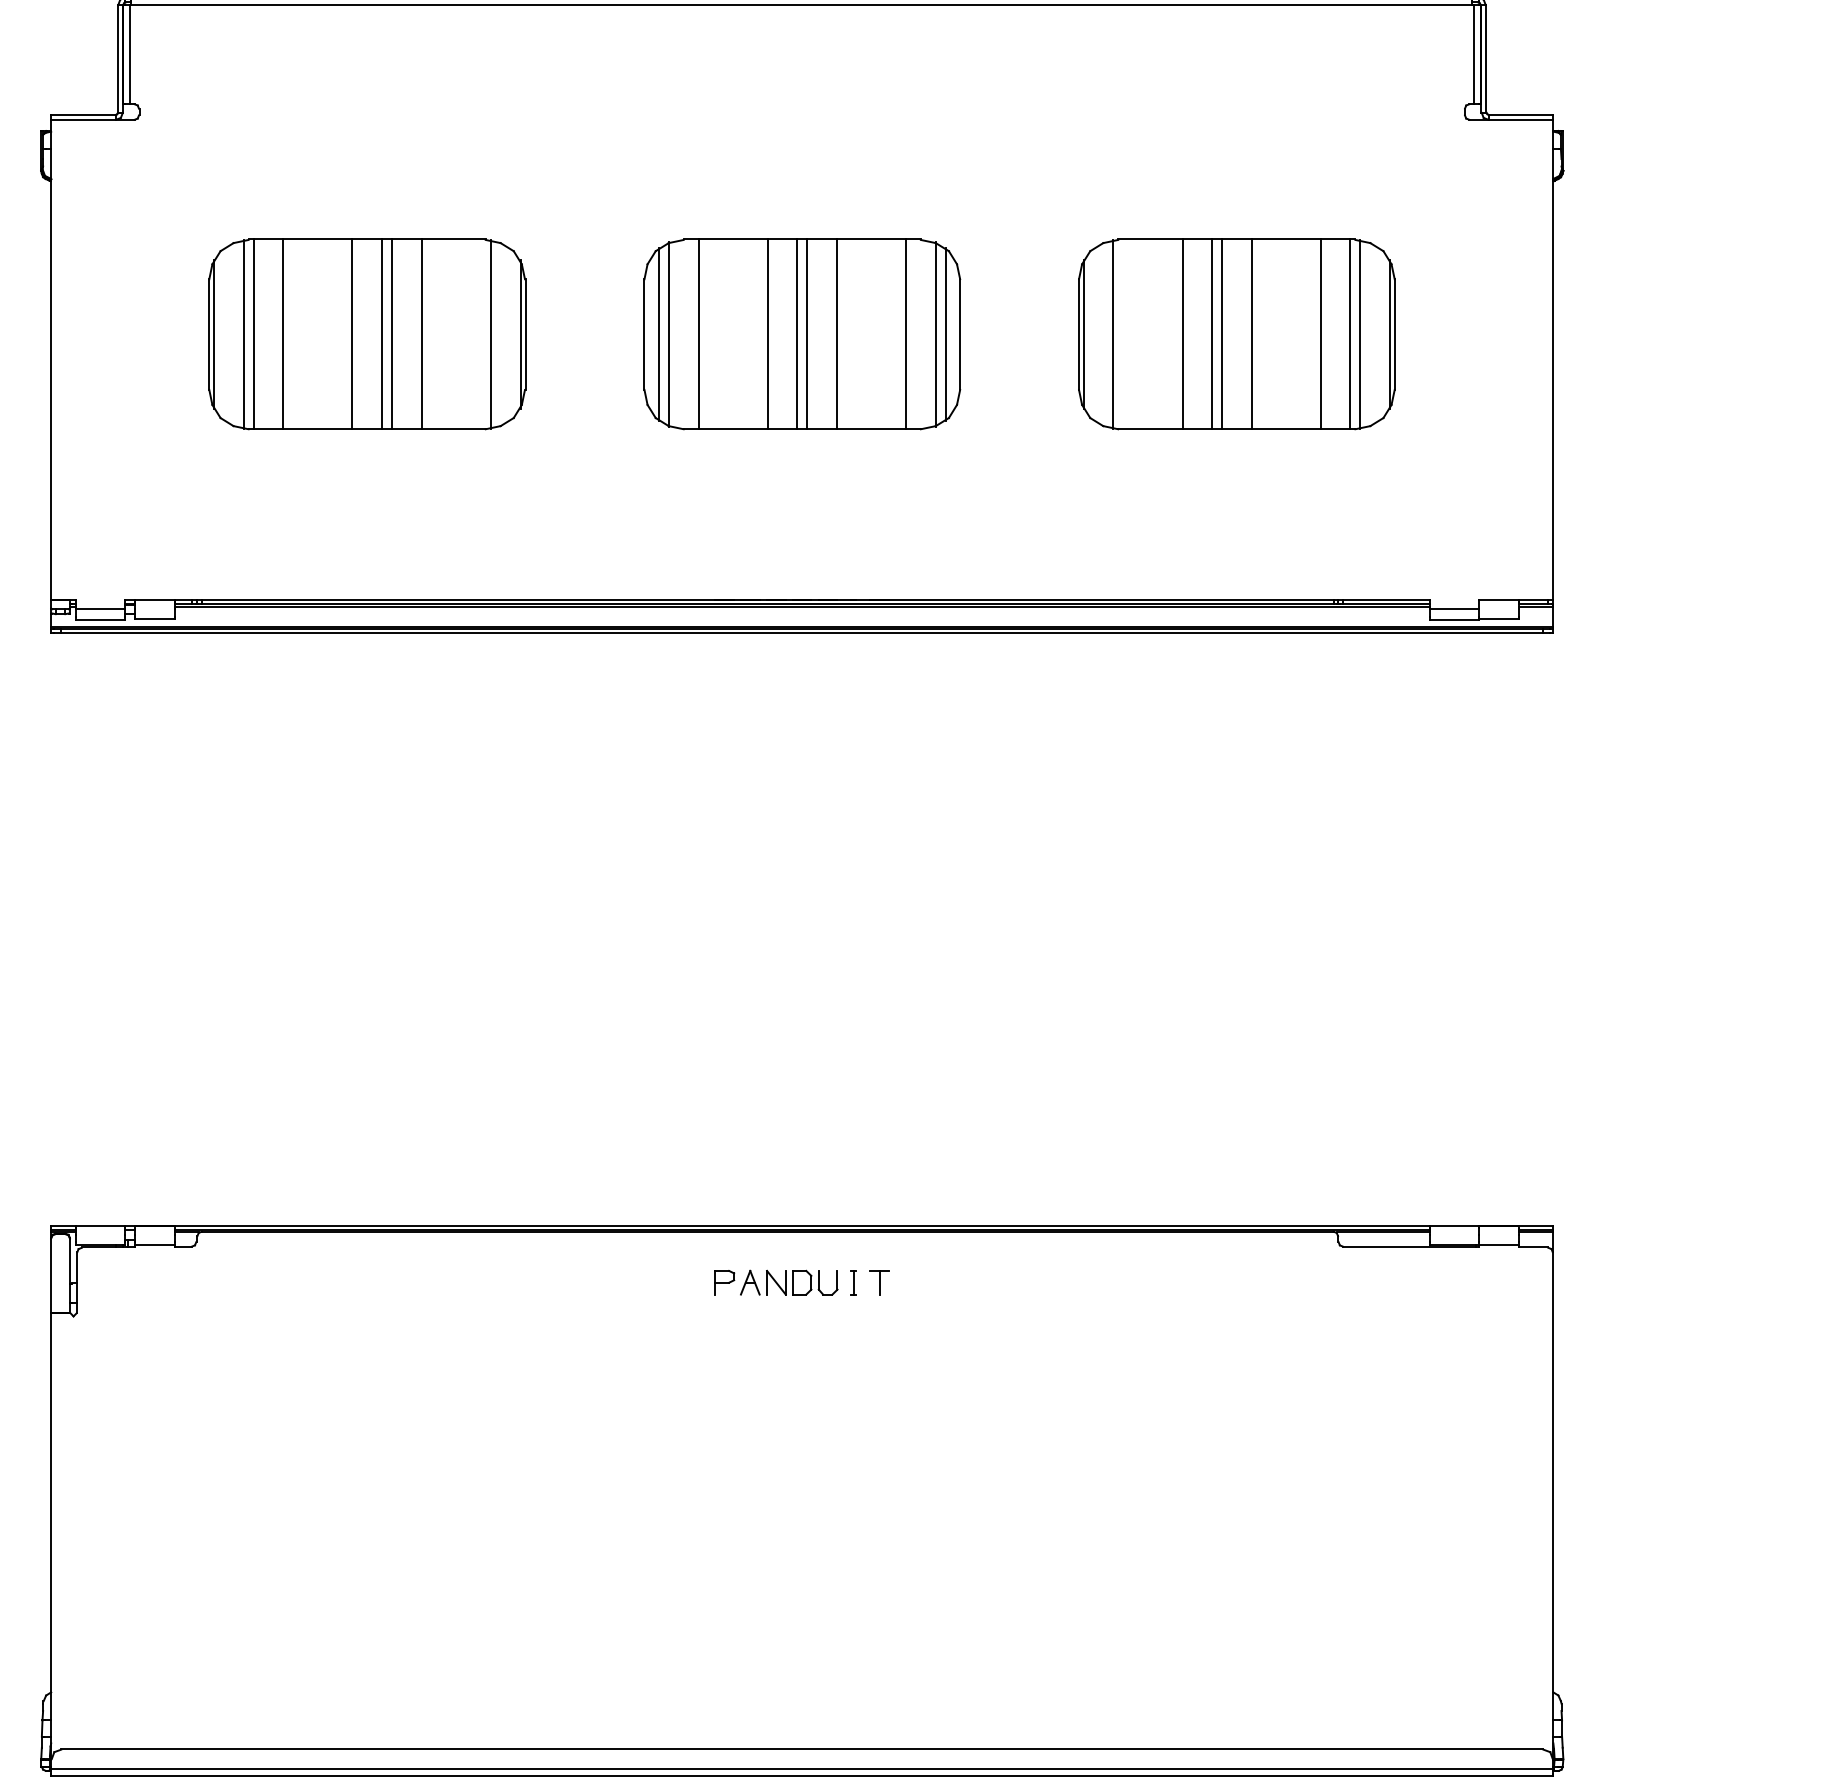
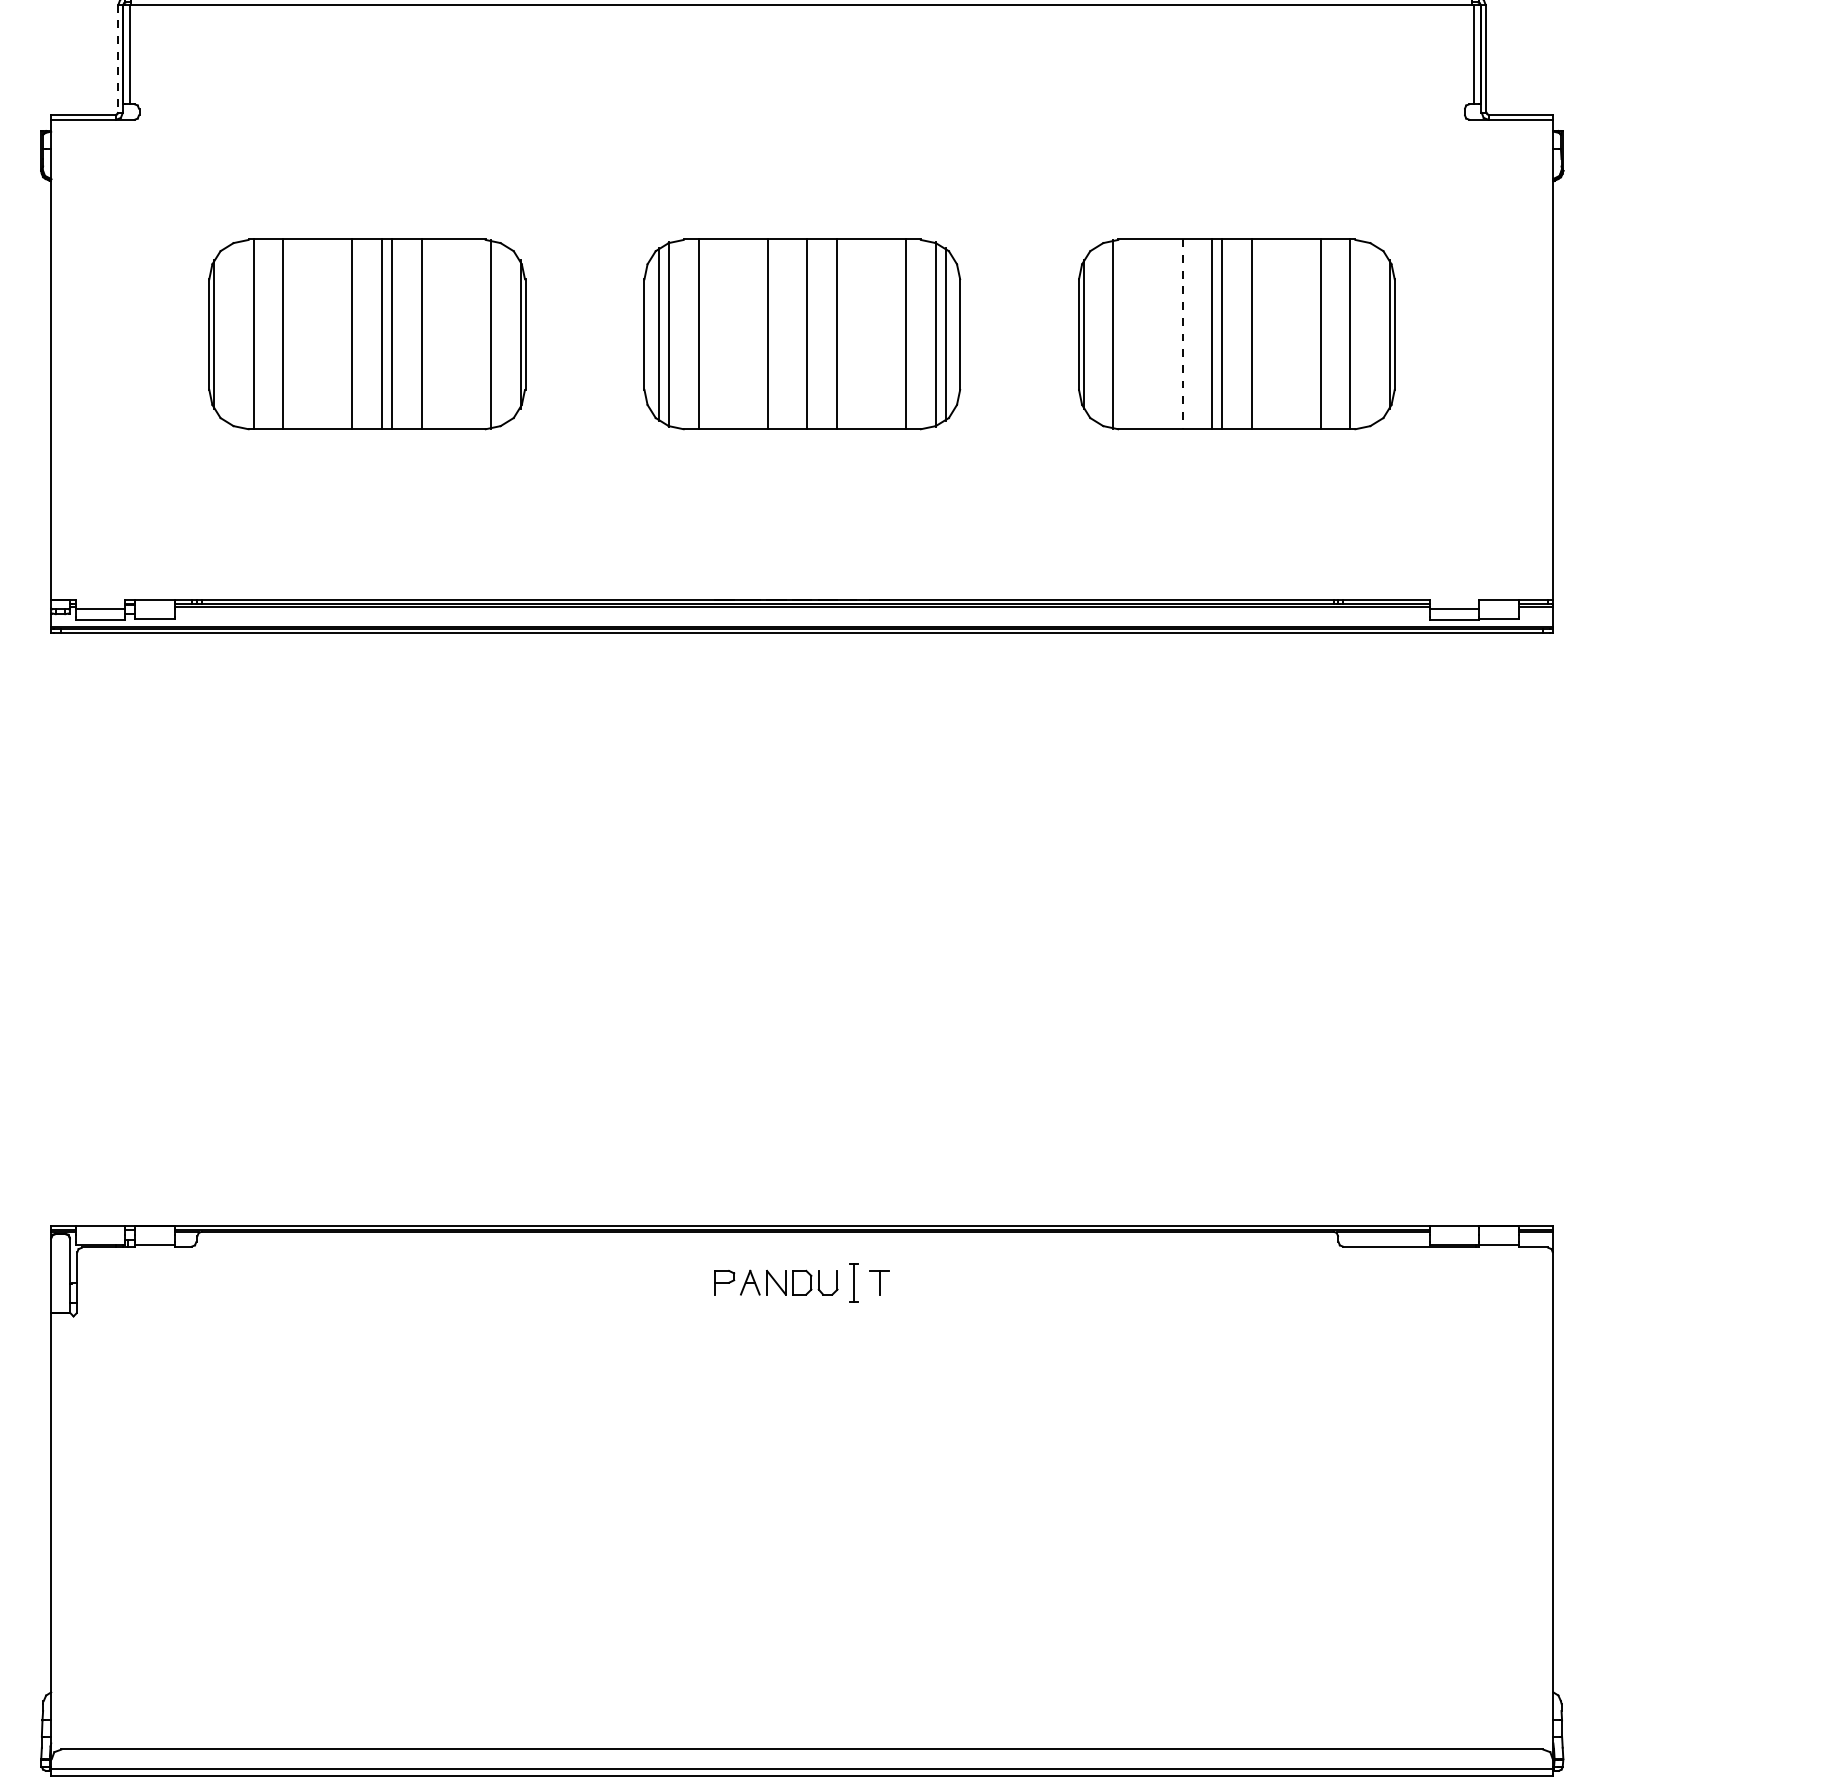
line: solid -> dashed (117, 59)
line: present -> none (243, 334)
line: present -> none (796, 334)
line: solid -> dashed (1182, 334)
line: present -> none (1360, 334)
part size: 7x26 px -> 10x40 px (853, 1282)
